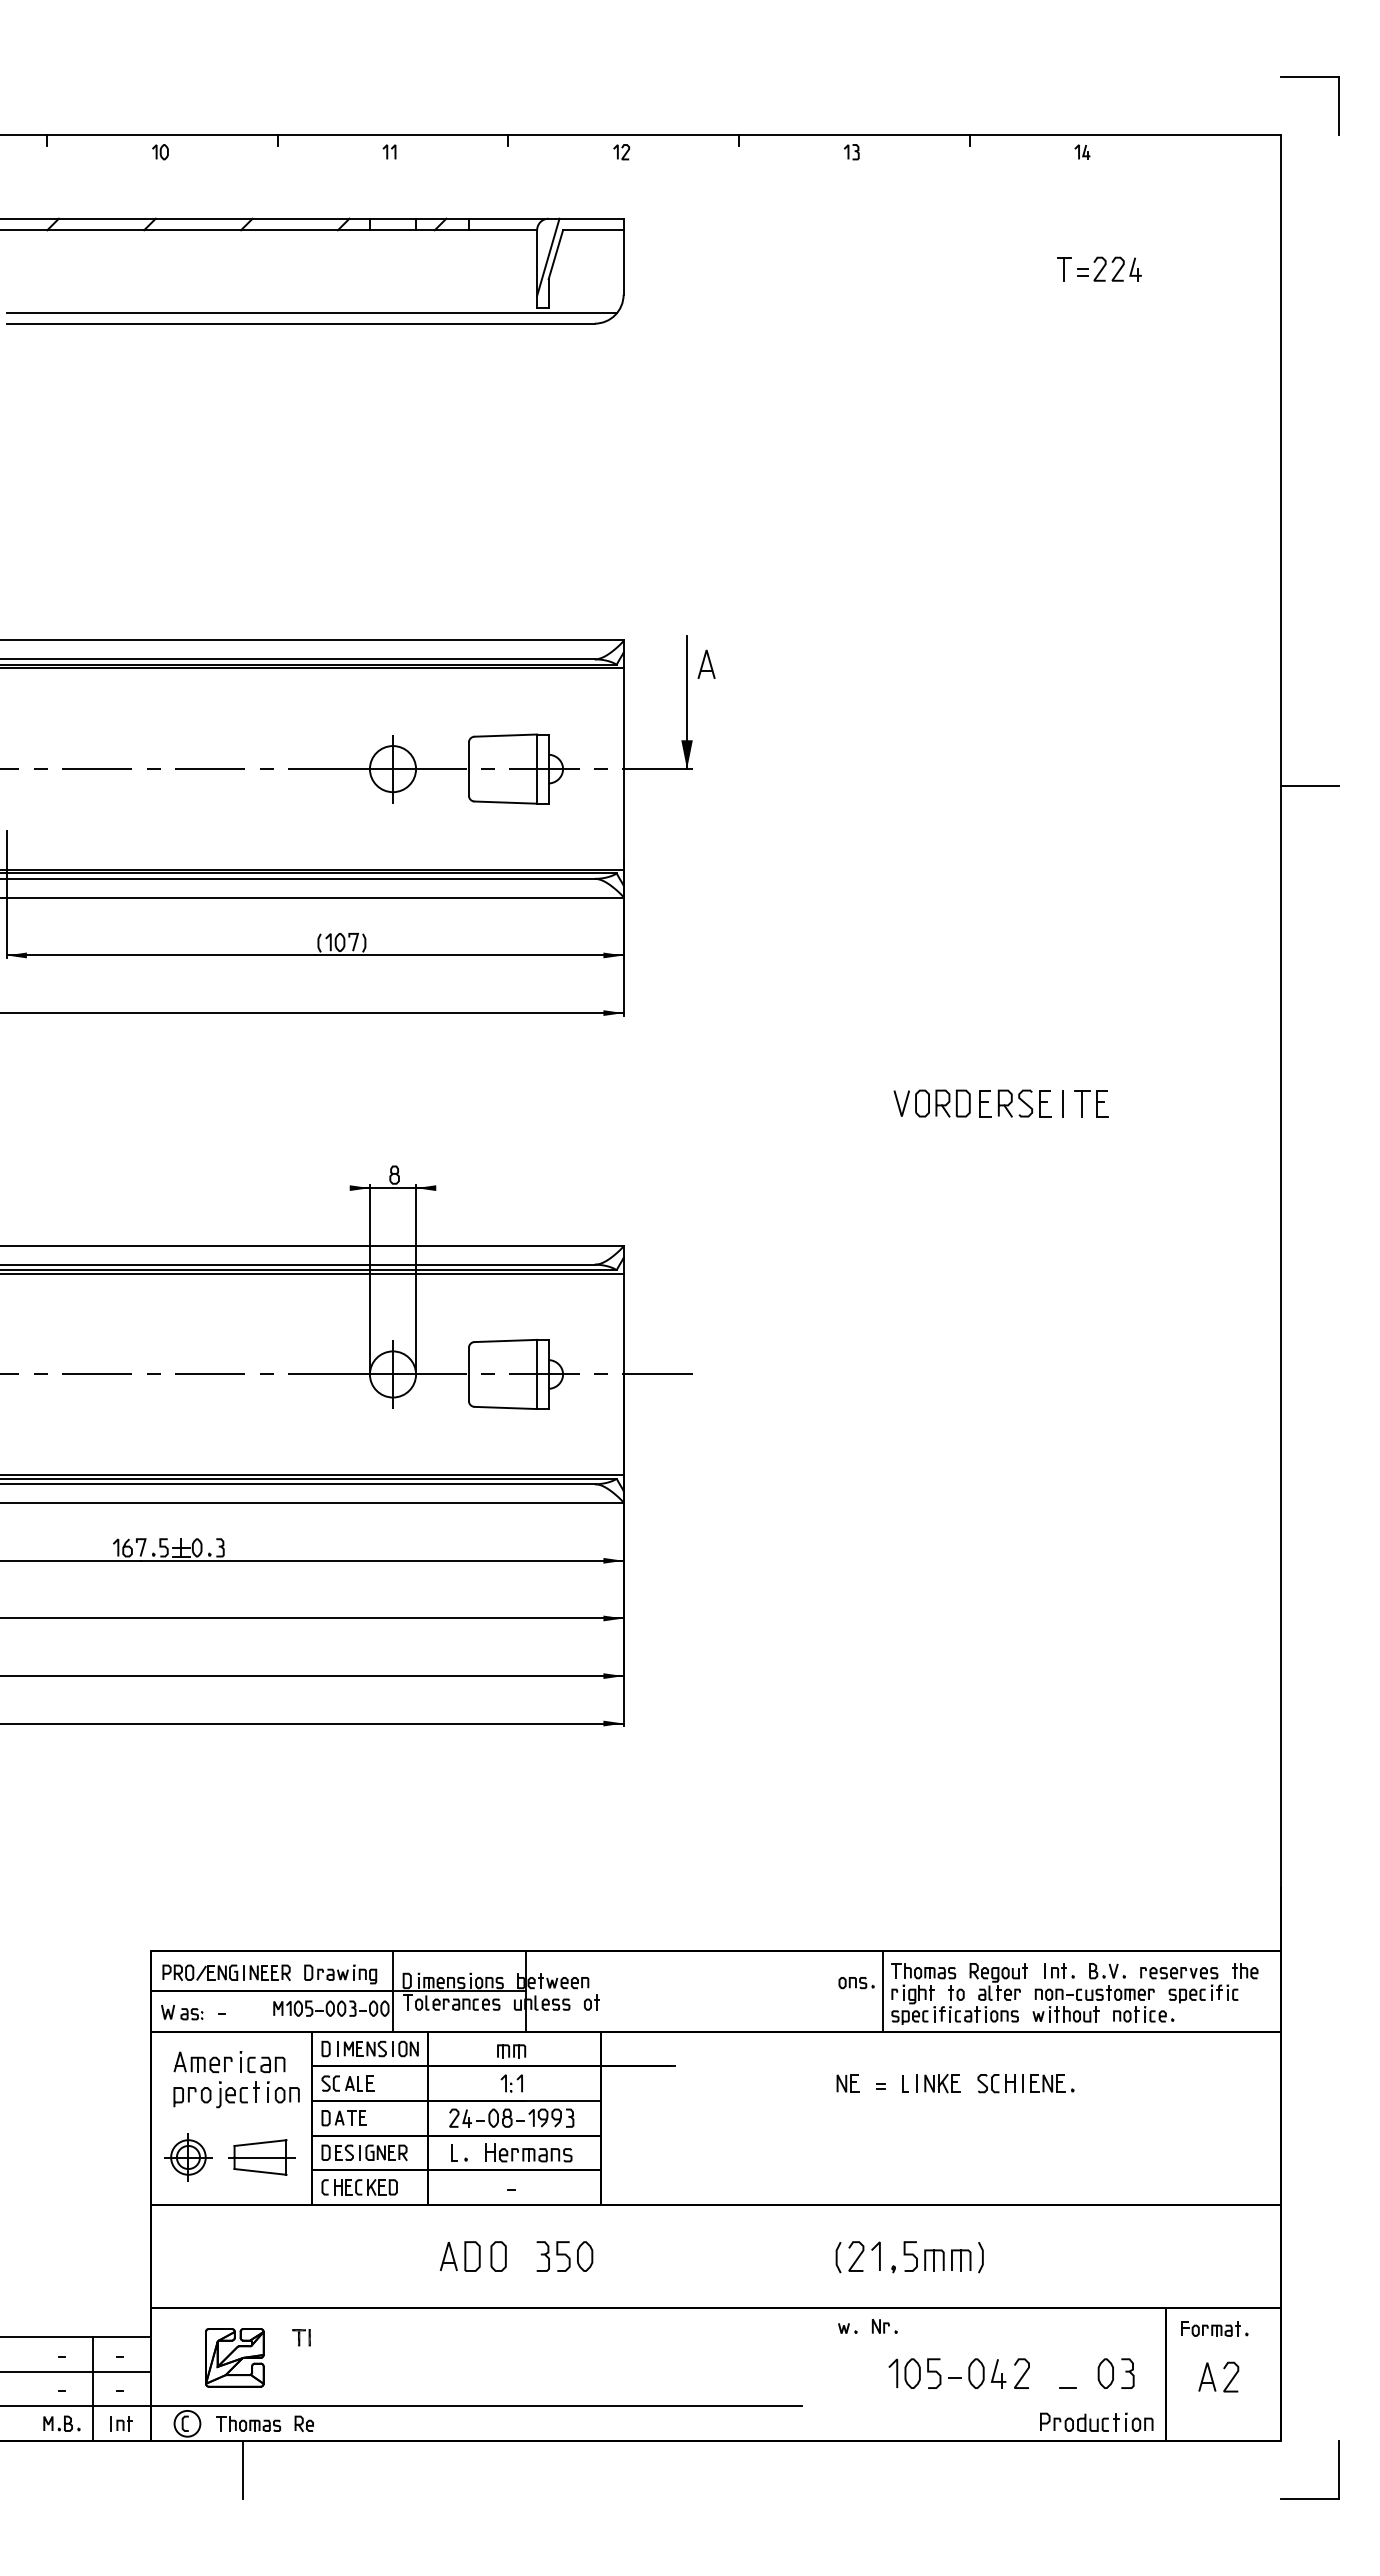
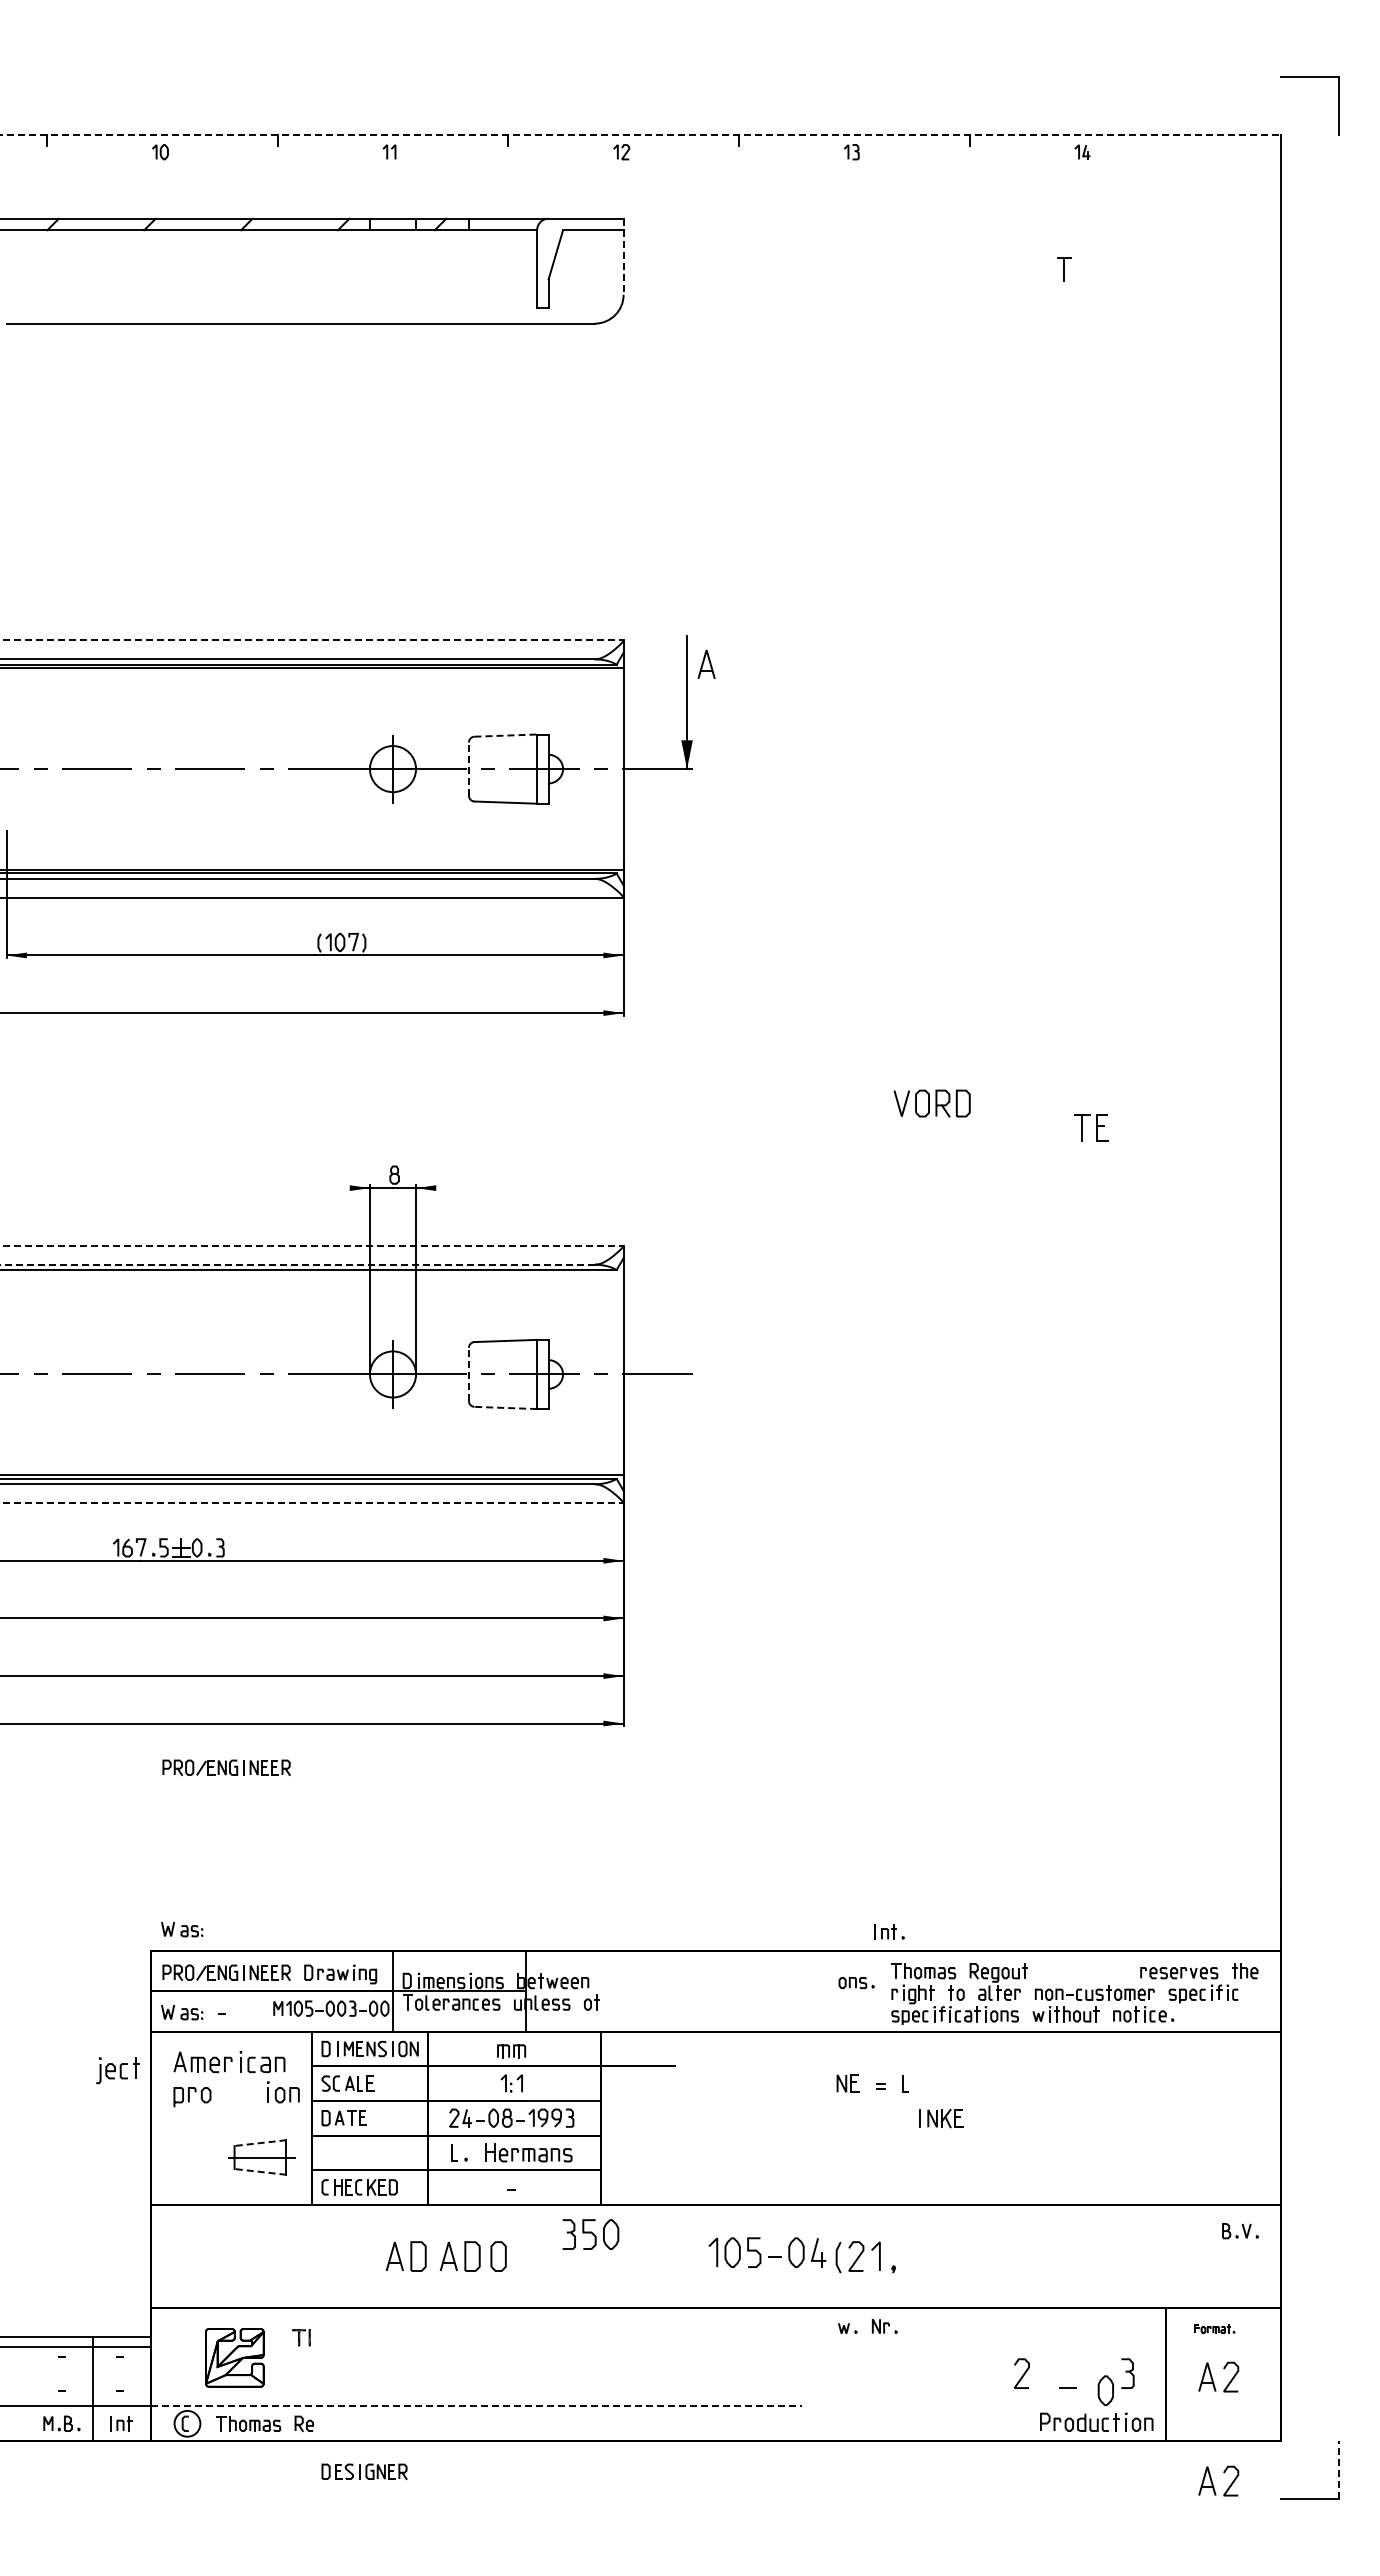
line: solid -> dashed (641, 134)
line: present -> none (548, 256)
line: solid -> dashed (623, 257)
part: present -> none (1109, 268)
line: present -> none (311, 313)
line: solid -> dashed (312, 640)
line: solid -> dashed (506, 735)
line: solid -> dashed (468, 769)
line: present -> none (1309, 786)
part: present -> none (1015, 1103)
line: present -> none (1063, 1103)
part position: (1091, 1103) -> (1091, 1127) (1091, 1127)
line: solid -> dashed (312, 1245)
line: solid -> dashed (296, 1264)
line: present -> none (312, 1273)
line: solid -> dashed (468, 1374)
line: solid -> dashed (505, 1407)
line: solid -> dashed (312, 1503)
part: none -> present (226, 1767)
part: none -> present (182, 1929)
part position: (1059, 1970) -> (889, 1931) (889, 1931)
part position: (1107, 1971) -> (1240, 2231) (1240, 2231)
line: present -> none (883, 1991)
part position: (938, 2083) -> (941, 2118) (941, 2118)
part: present -> none (1025, 2083)
part position: (237, 2094) -> (117, 2070) (117, 2070)
line: solid -> dashed (260, 2143)
part position: (364, 2152) -> (364, 2471) (364, 2471)
part: present -> none (188, 2157)
line: solid -> dashed (260, 2171)
part: none -> present (405, 2256)
part position: (564, 2256) -> (590, 2234) (590, 2234)
part: present -> none (943, 2257)
part size: 68x16 px -> 42x10 px (1214, 2328)
line position: (76, 2371) -> (76, 2346) (76, 2346)
part position: (947, 2373) -> (767, 2252) (767, 2252)
part position: (1105, 2373) -> (1105, 2390) (1105, 2390)
line: solid -> dashed (476, 2406)
line: present -> none (243, 2469)
line: solid -> dashed (1338, 2469)
part: none -> present (1218, 2480)
